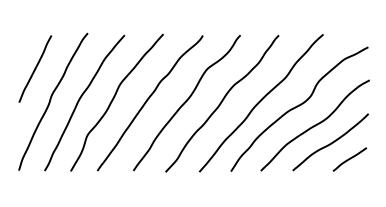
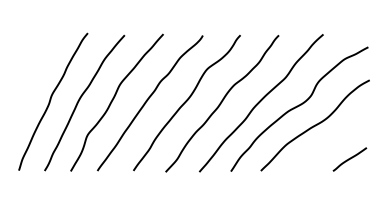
line: present -> none (35, 68)
curve: present -> none (331, 142)
